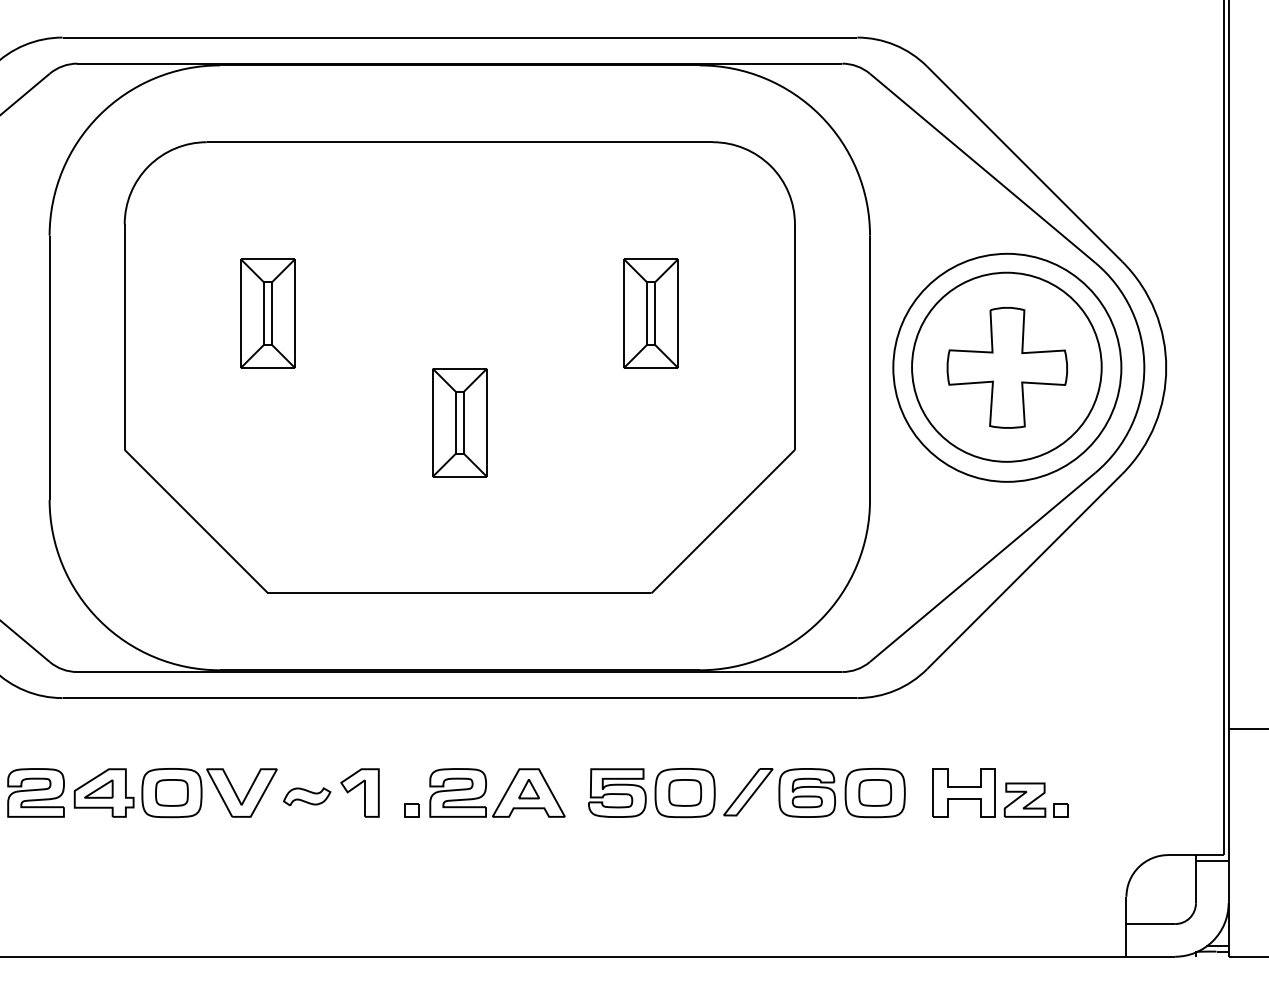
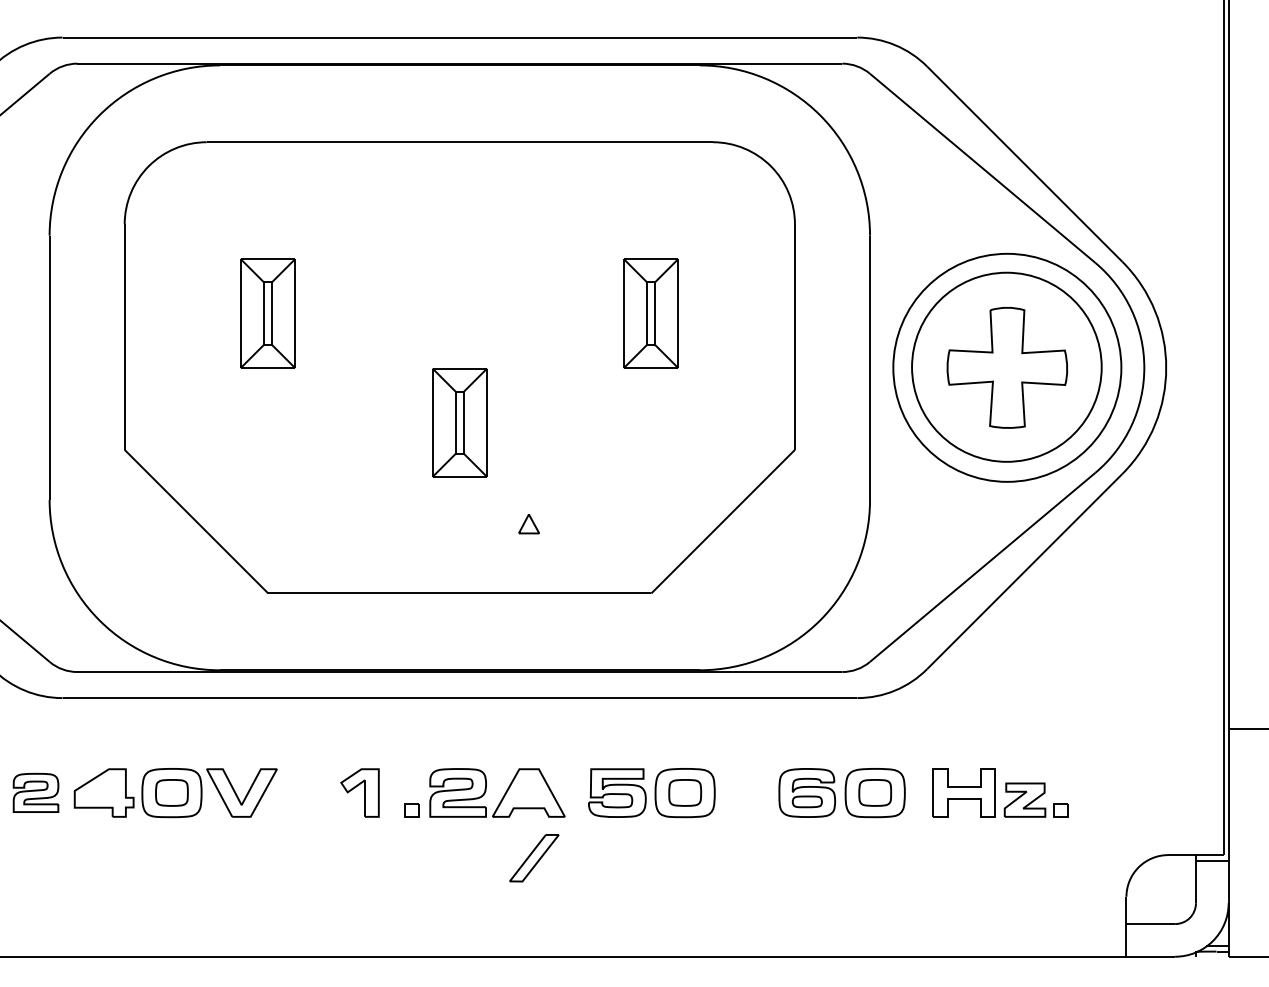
part: present -> none (98, 788)
part position: (528, 789) -> (528, 524) (528, 524)
part size: 58x50 px -> 48x41 px (35, 792)
part position: (748, 792) -> (534, 858) (534, 858)
part: present -> none (307, 796)
